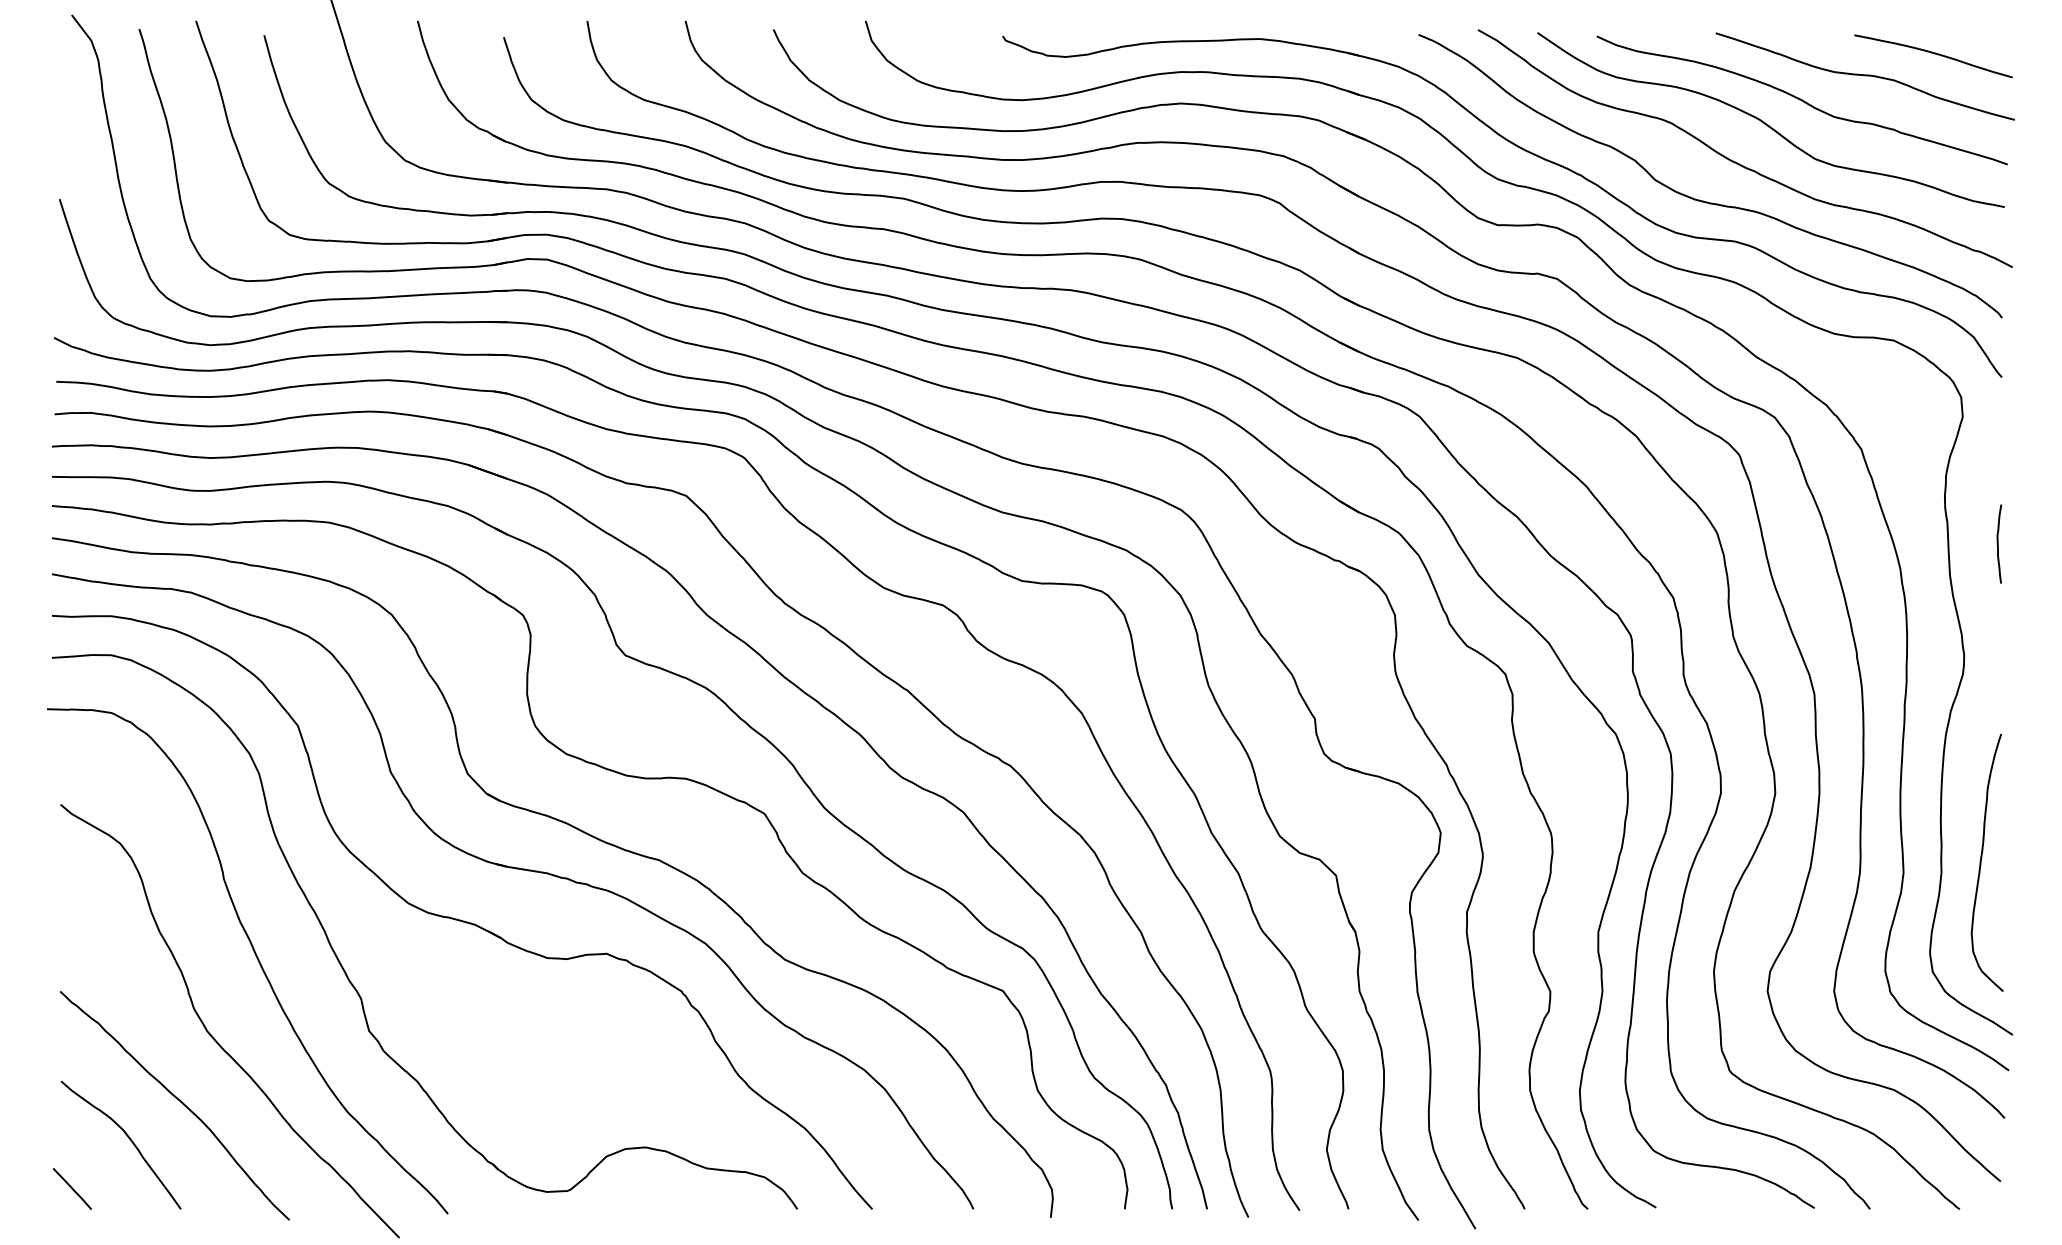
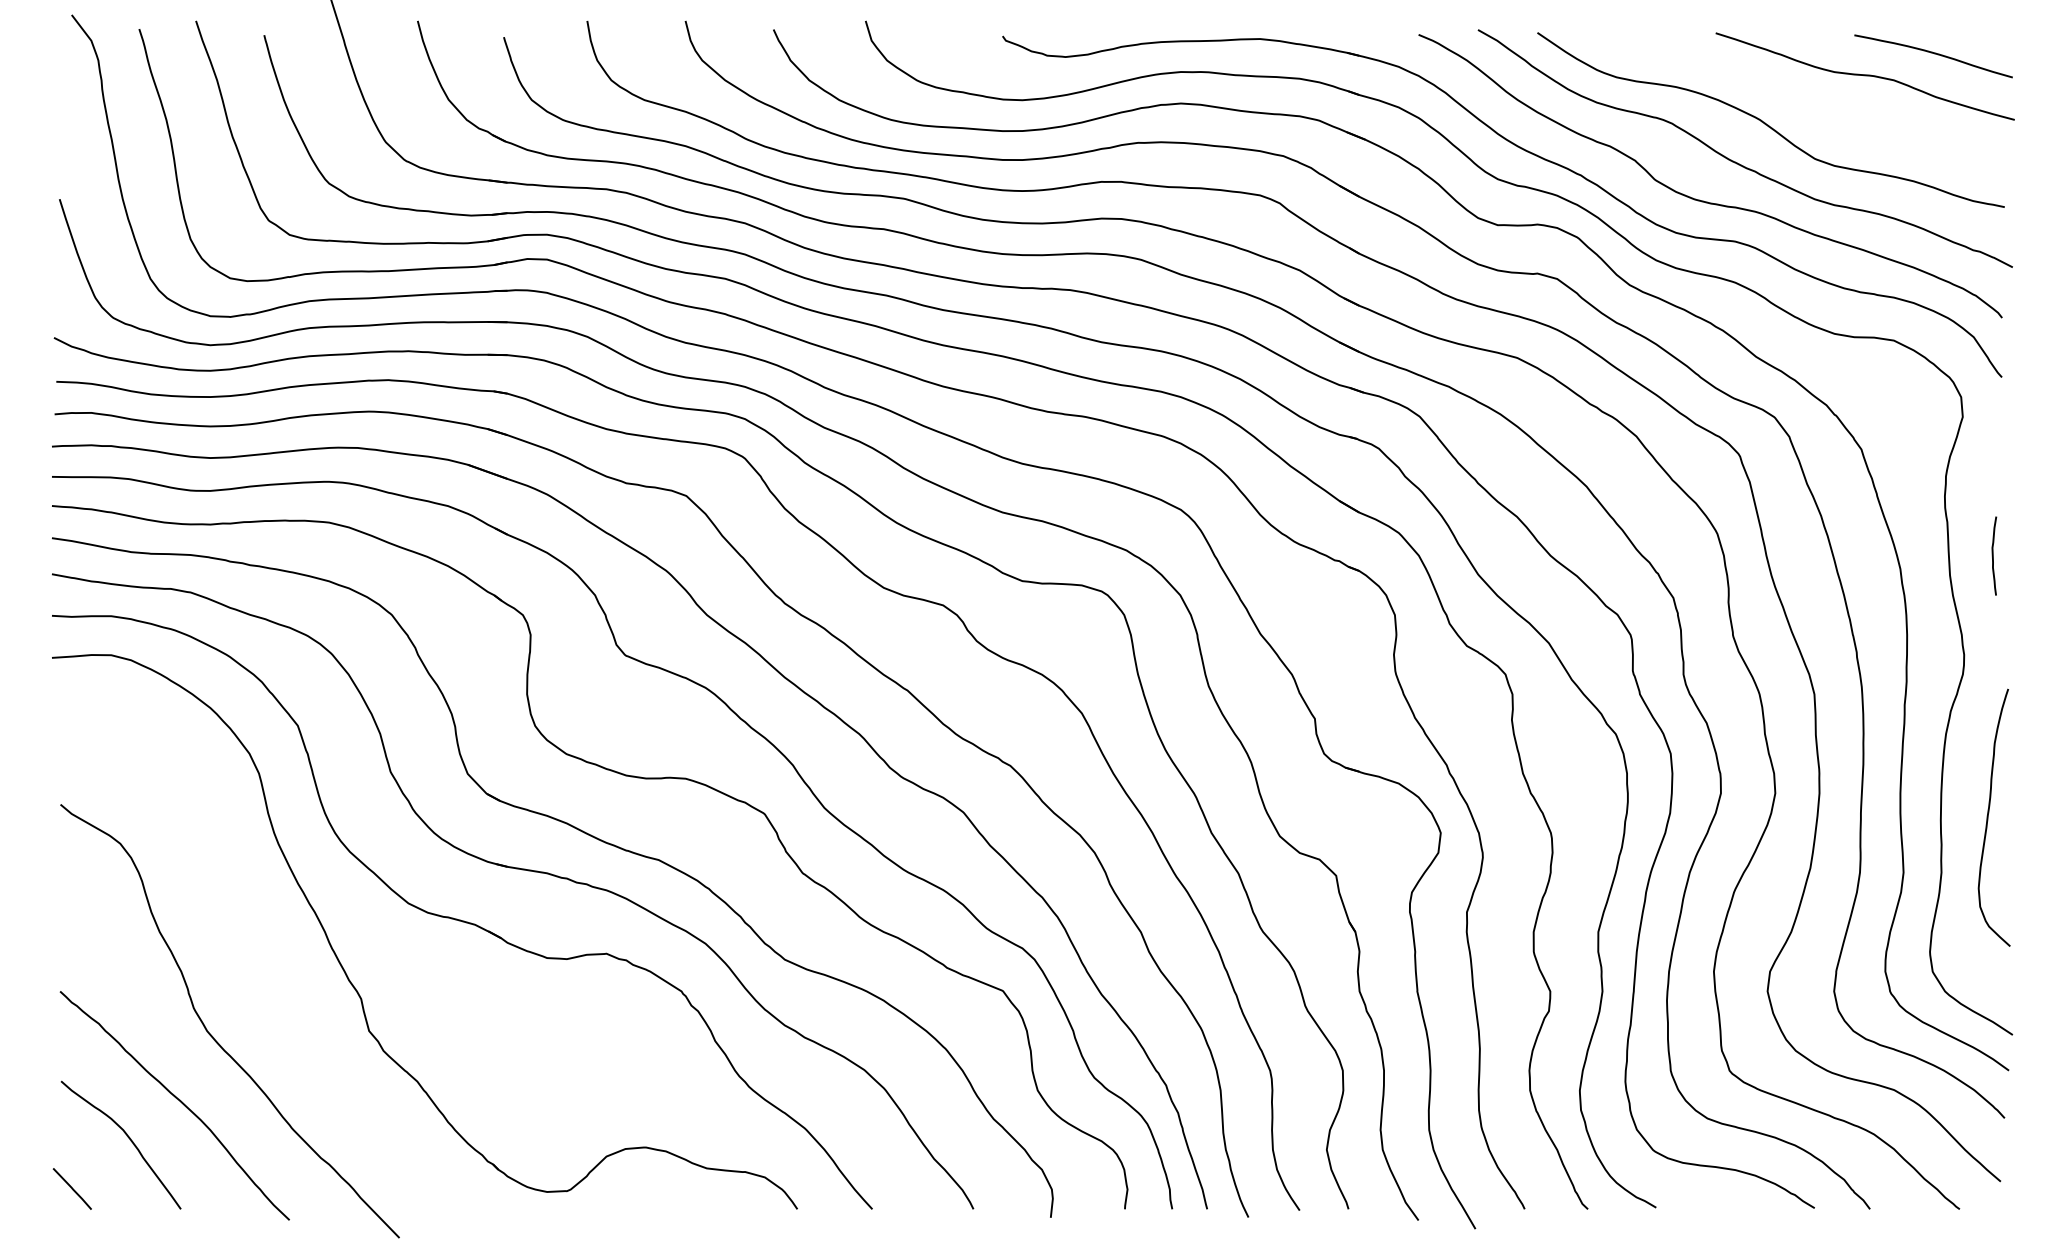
curve: present -> none (1801, 100)
curve position: (1998, 543) -> (1993, 555) (1993, 555)
curve position: (1981, 862) -> (1988, 817) (1988, 817)
curve: present -> none (255, 956)
